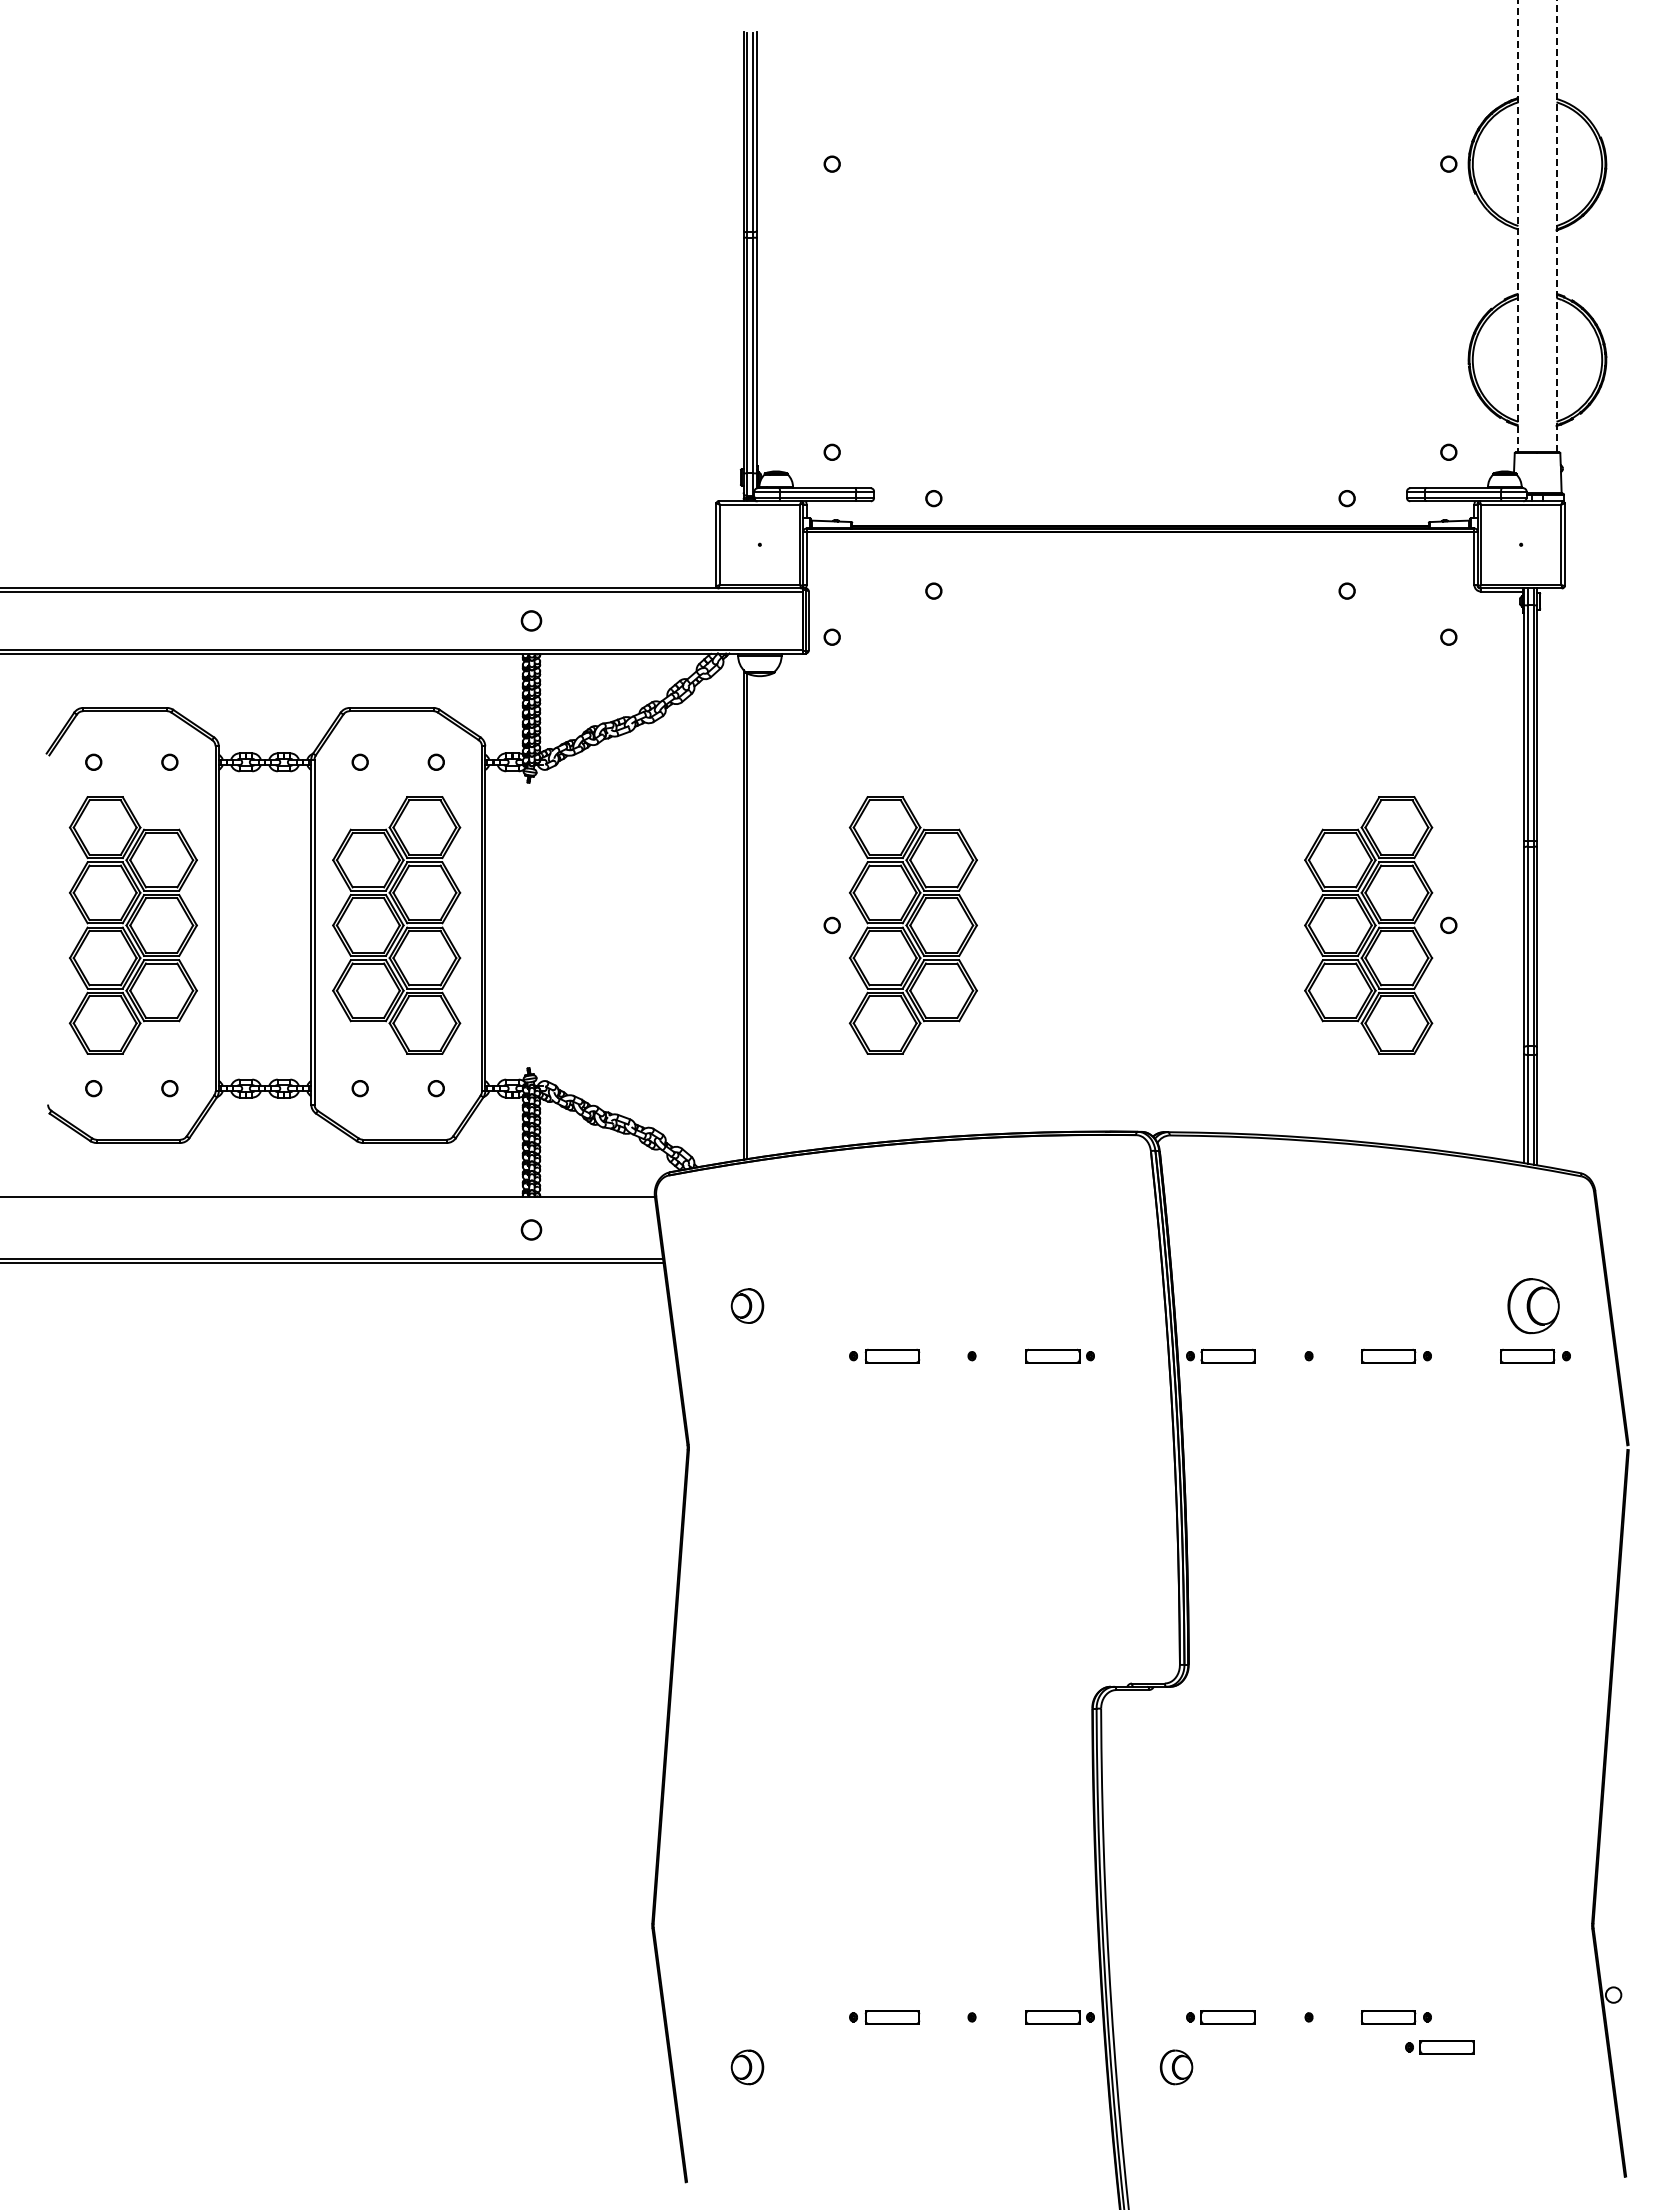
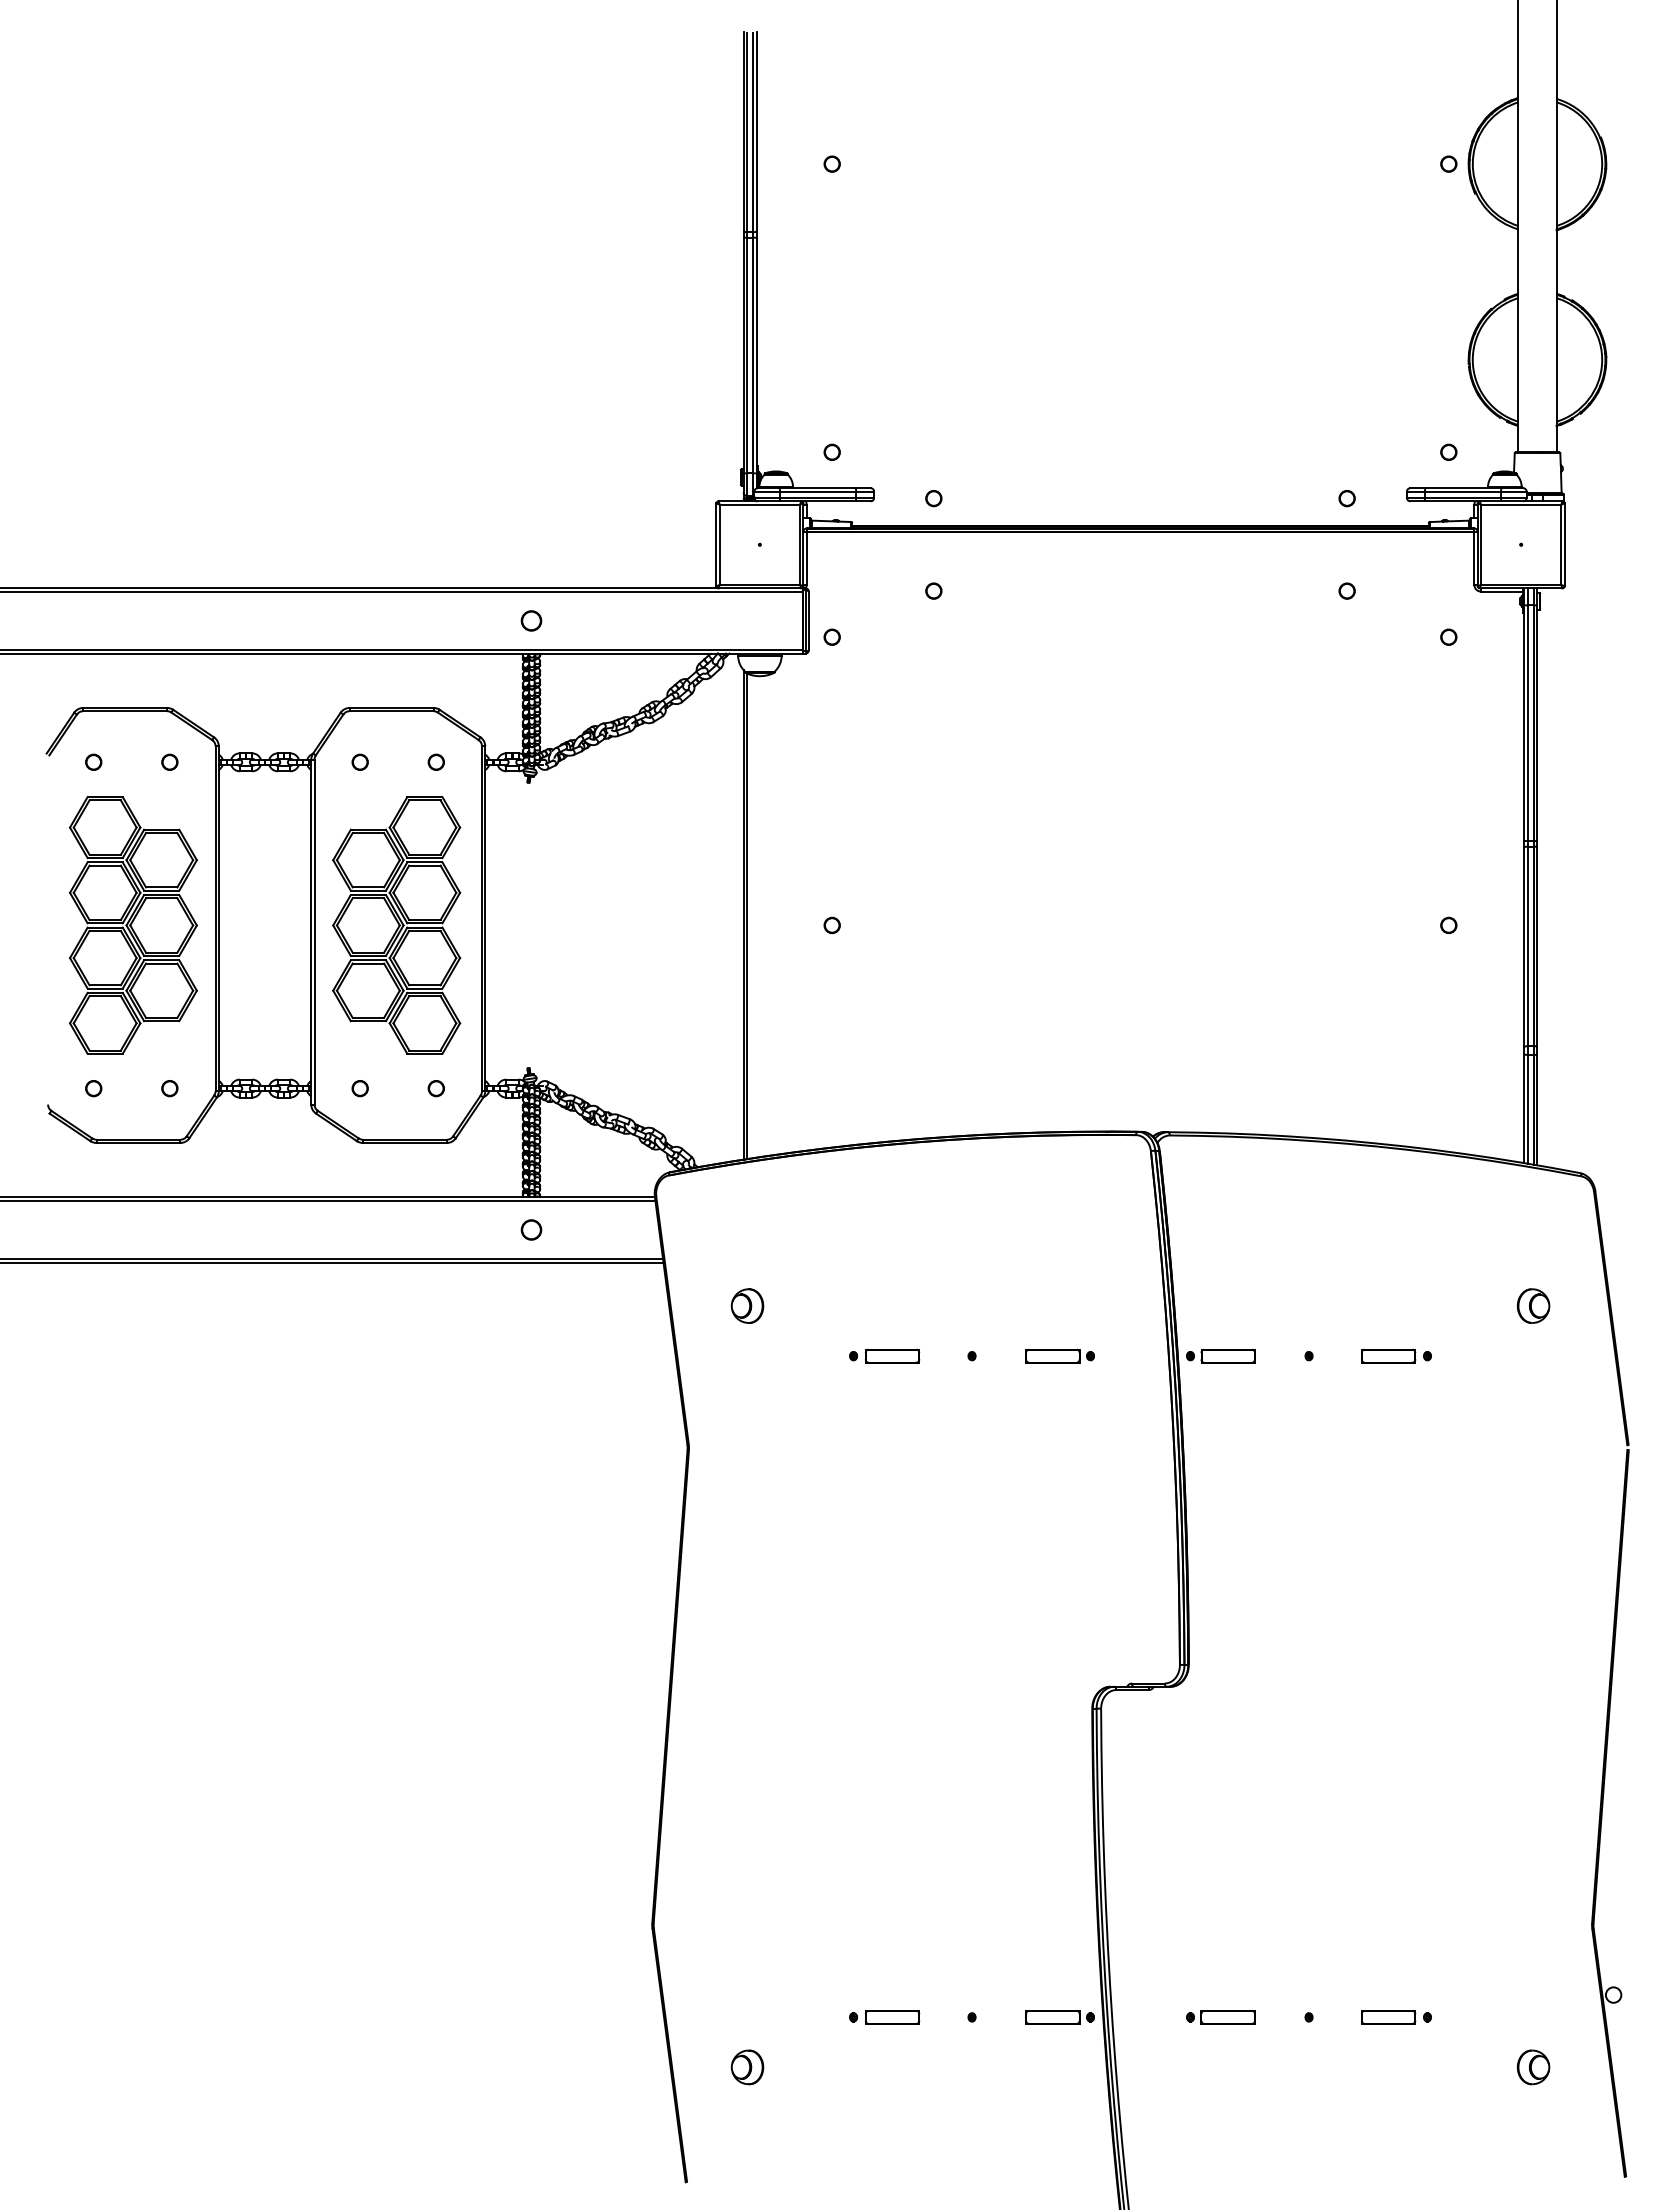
line: dashed -> solid (1518, 226)
line: dashed -> solid (1556, 226)
part: present -> none (912, 925)
part: present -> none (1368, 925)
line: none -> present (328, 1200)
part size: 53x57 px -> 35x36 px (1533, 1305)
part: present -> none (1535, 1355)
part: present -> none (1439, 2047)
part position: (1176, 2067) -> (1533, 2067) (1533, 2067)
